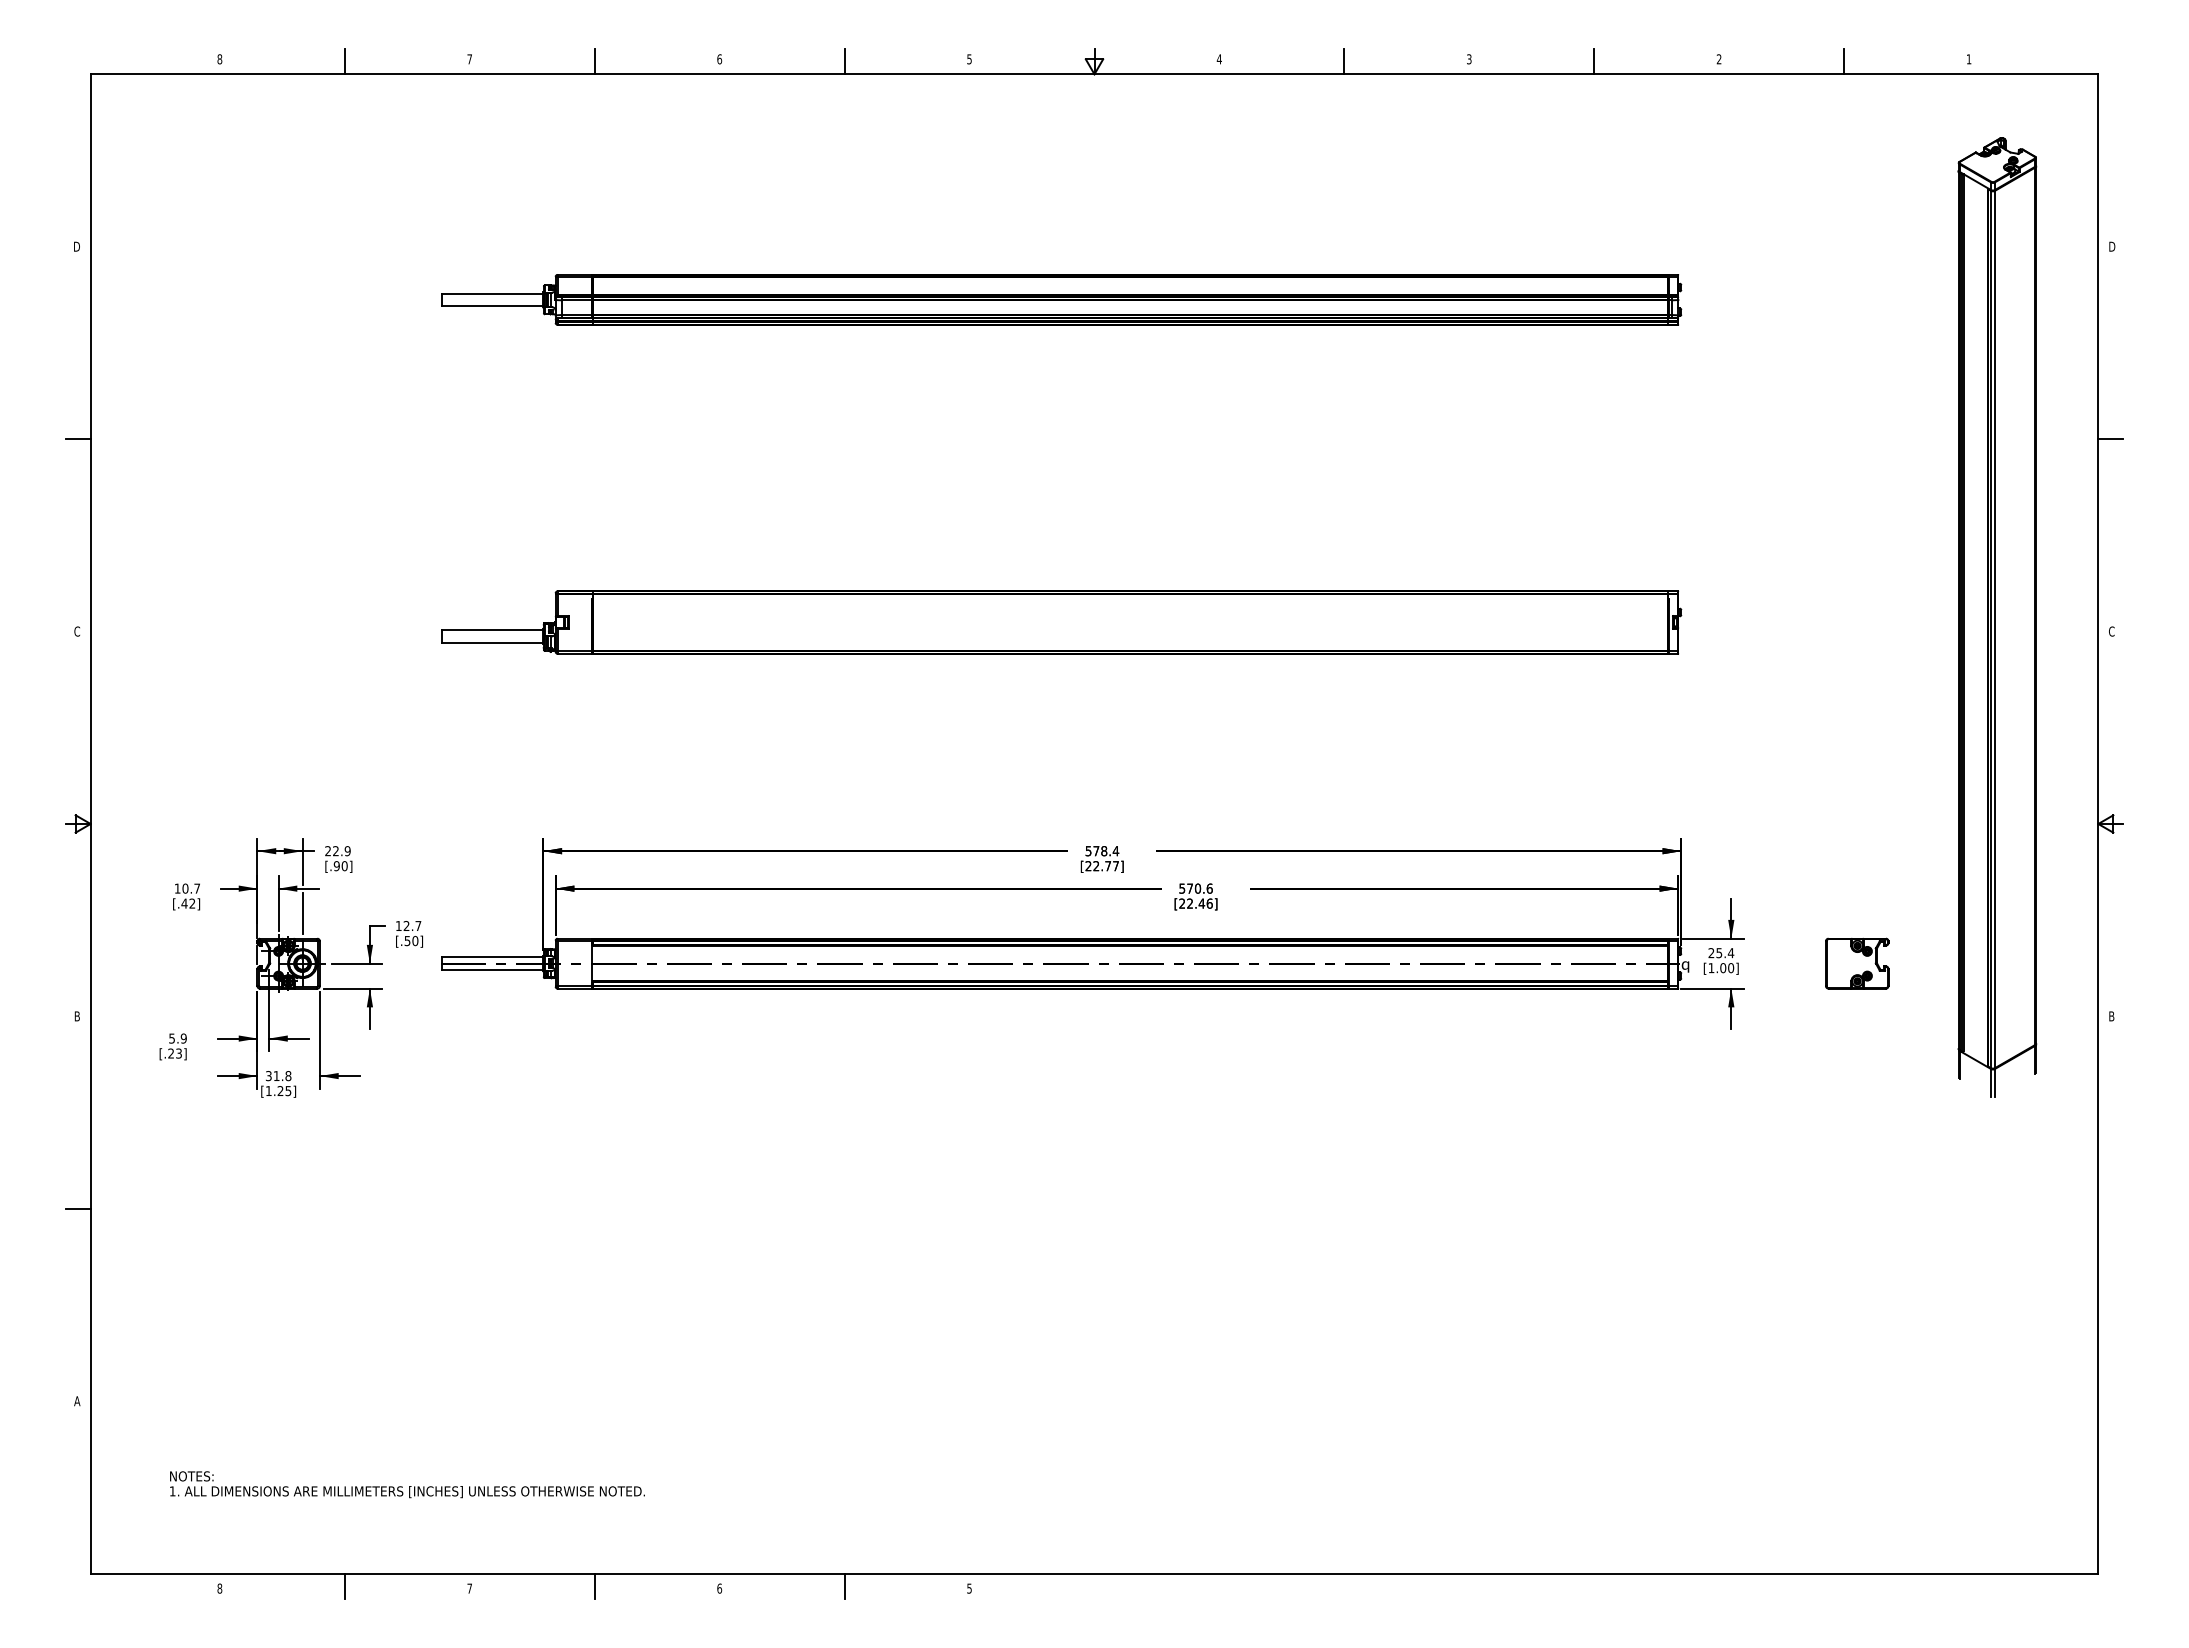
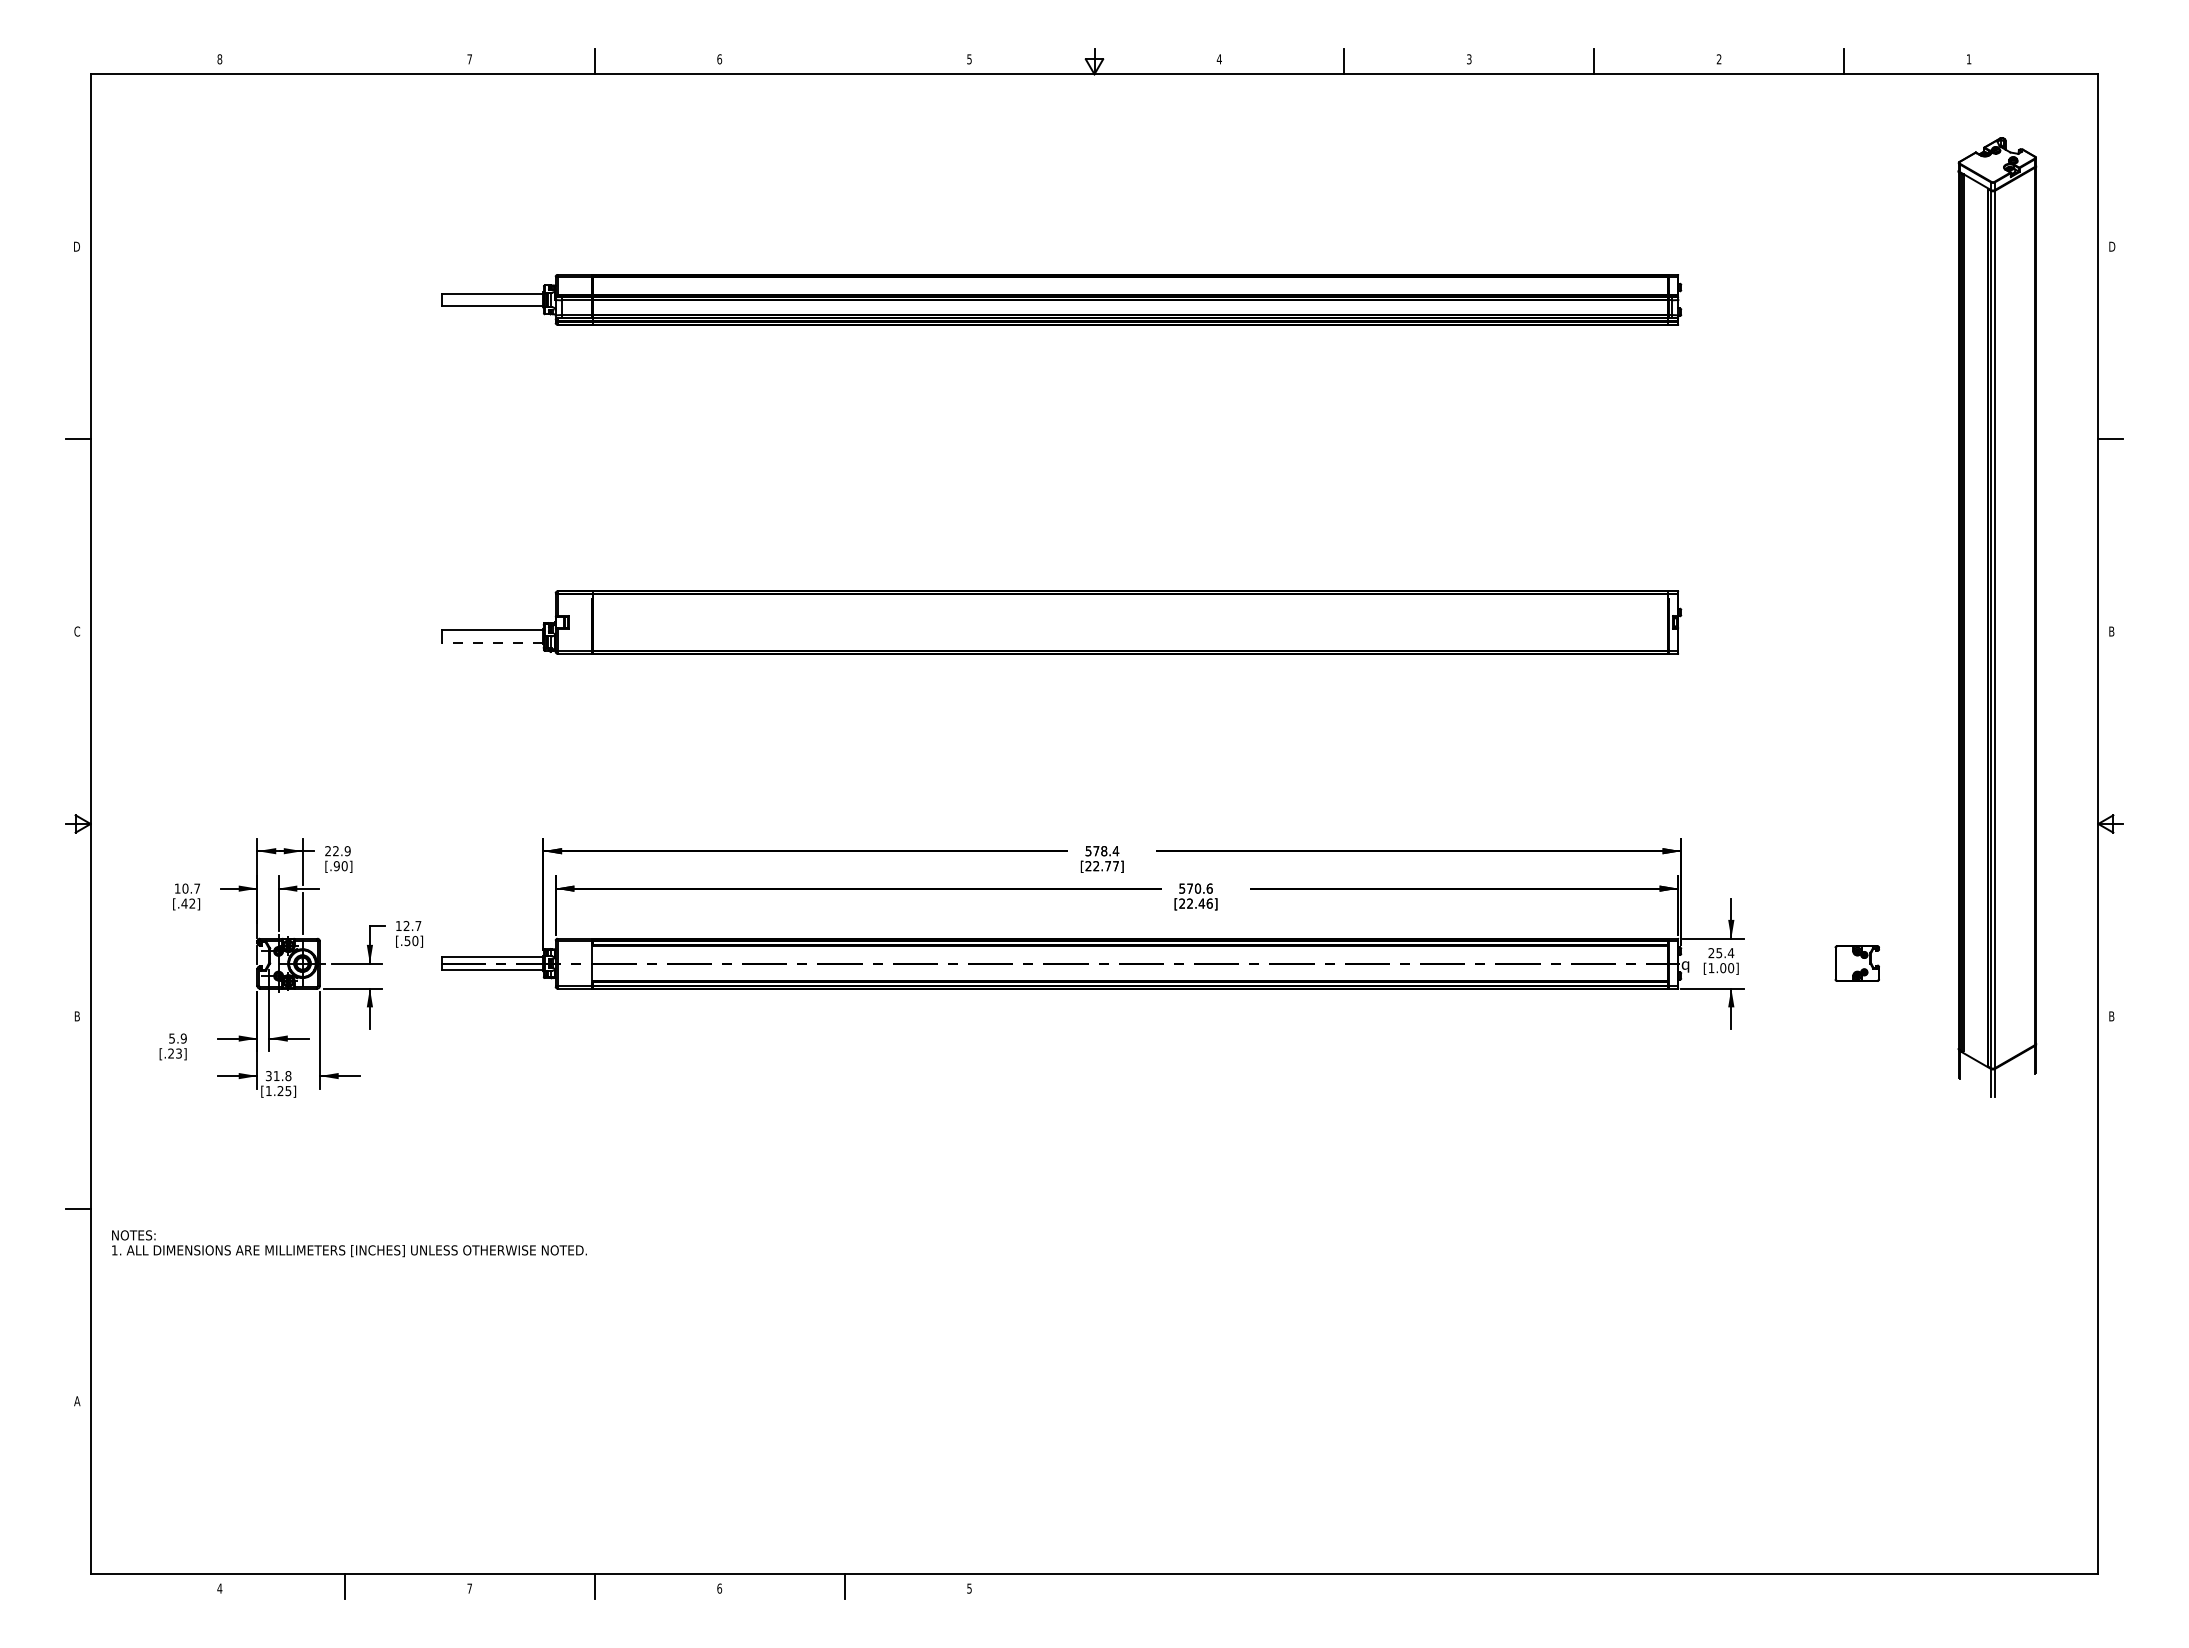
line: present -> none (344, 61)
line: present -> none (844, 61)
text: C -> B (2111, 631)
line: solid -> dashed (492, 642)
part size: 65x53 px -> 46x37 px (1856, 963)
text position: (407, 1484) -> (349, 1243) (349, 1243)
text: 8 -> 4 (219, 1588)
